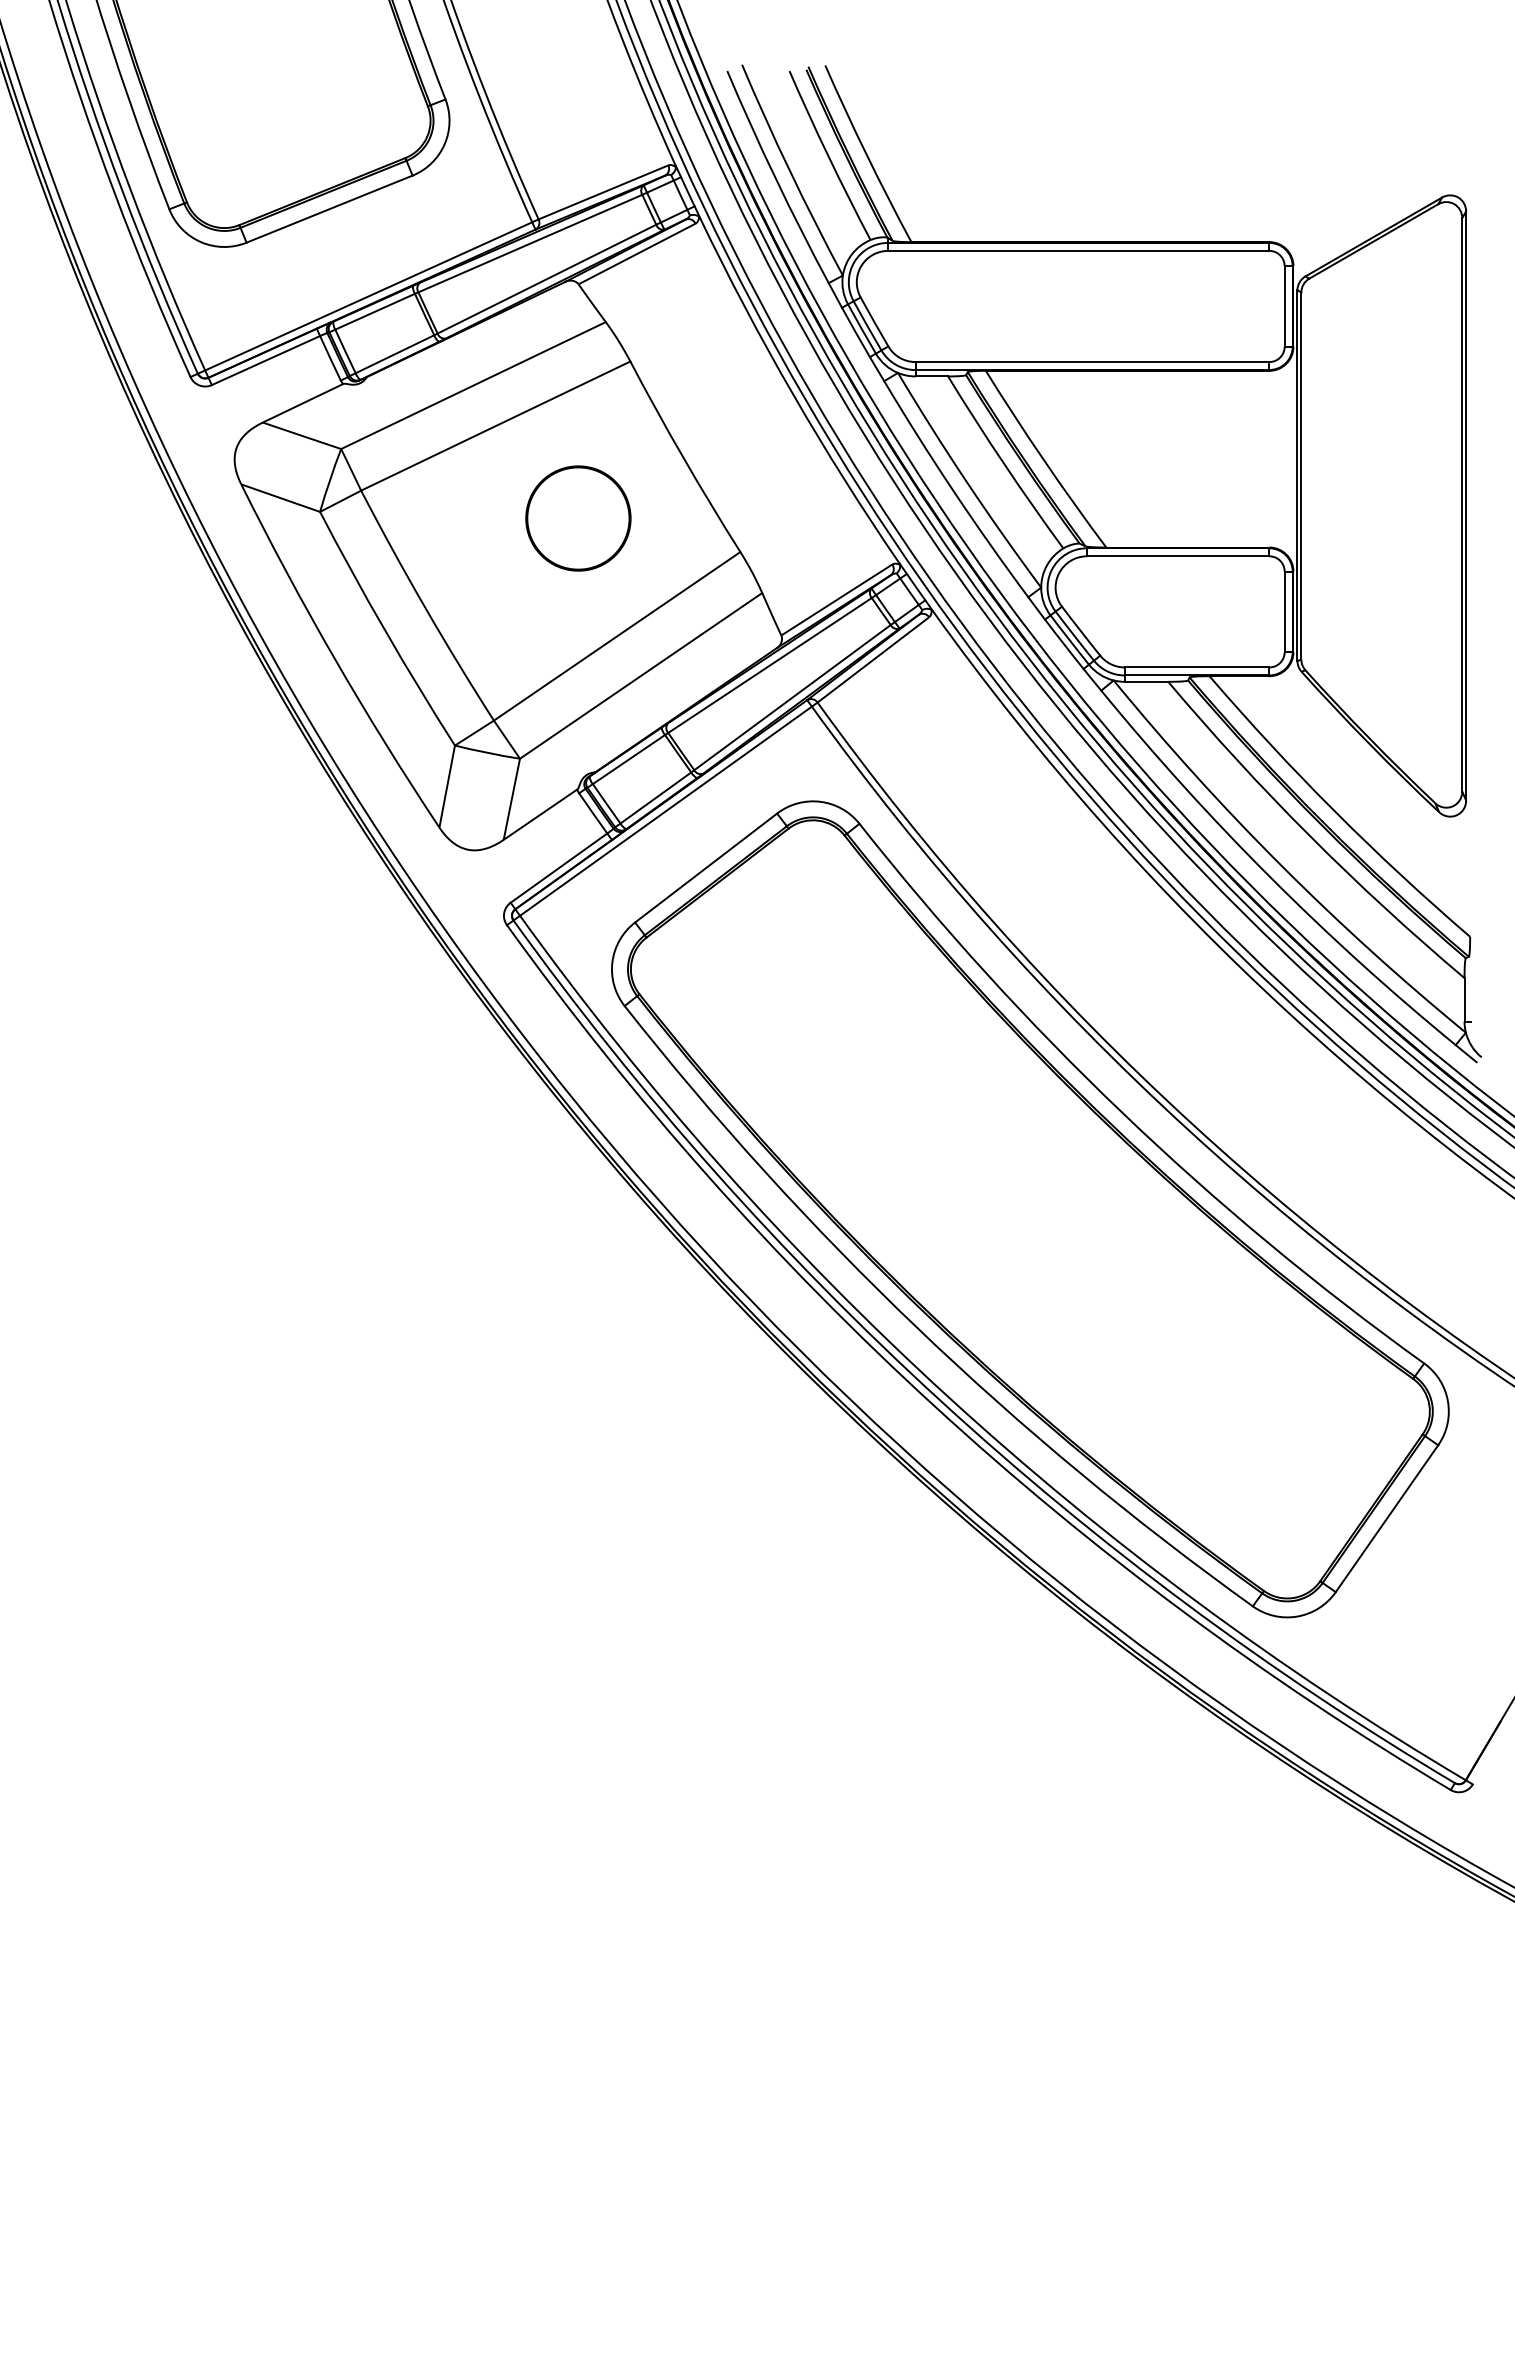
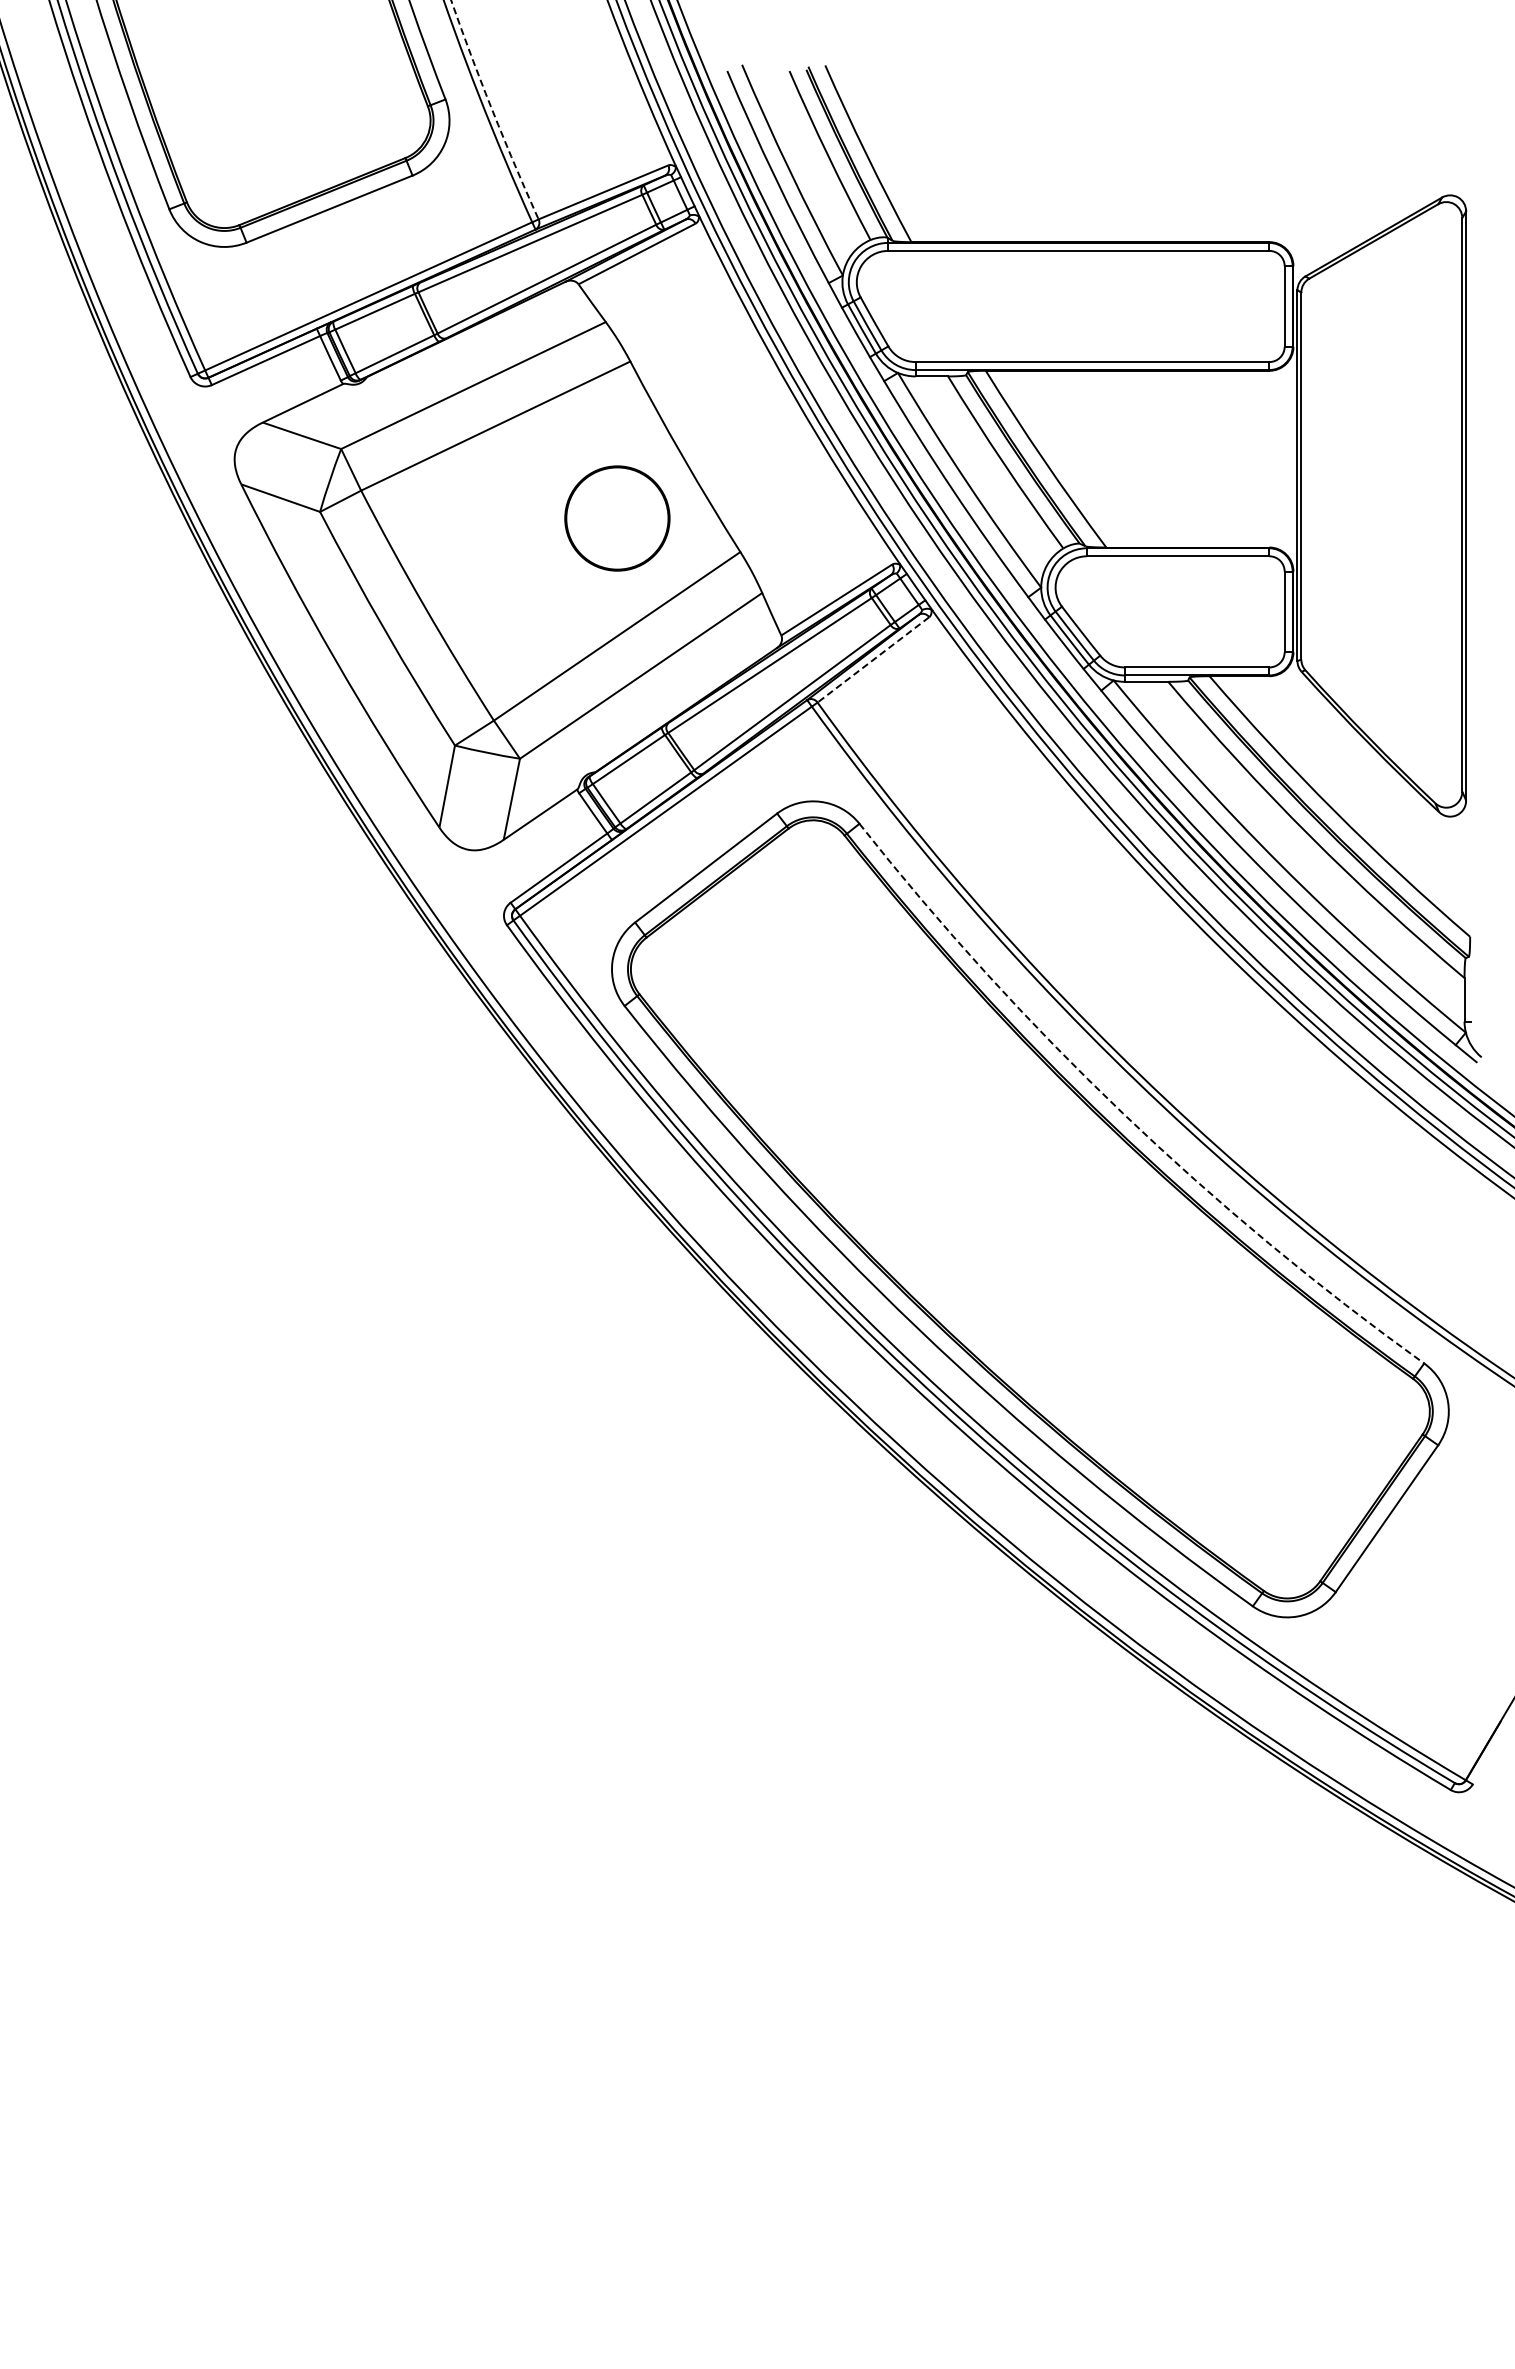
arc: solid -> dashed (492, 111)
circle position: (578, 518) -> (617, 518) (617, 518)
line: solid -> dashed (874, 659)
arc: solid -> dashed (1122, 1113)
